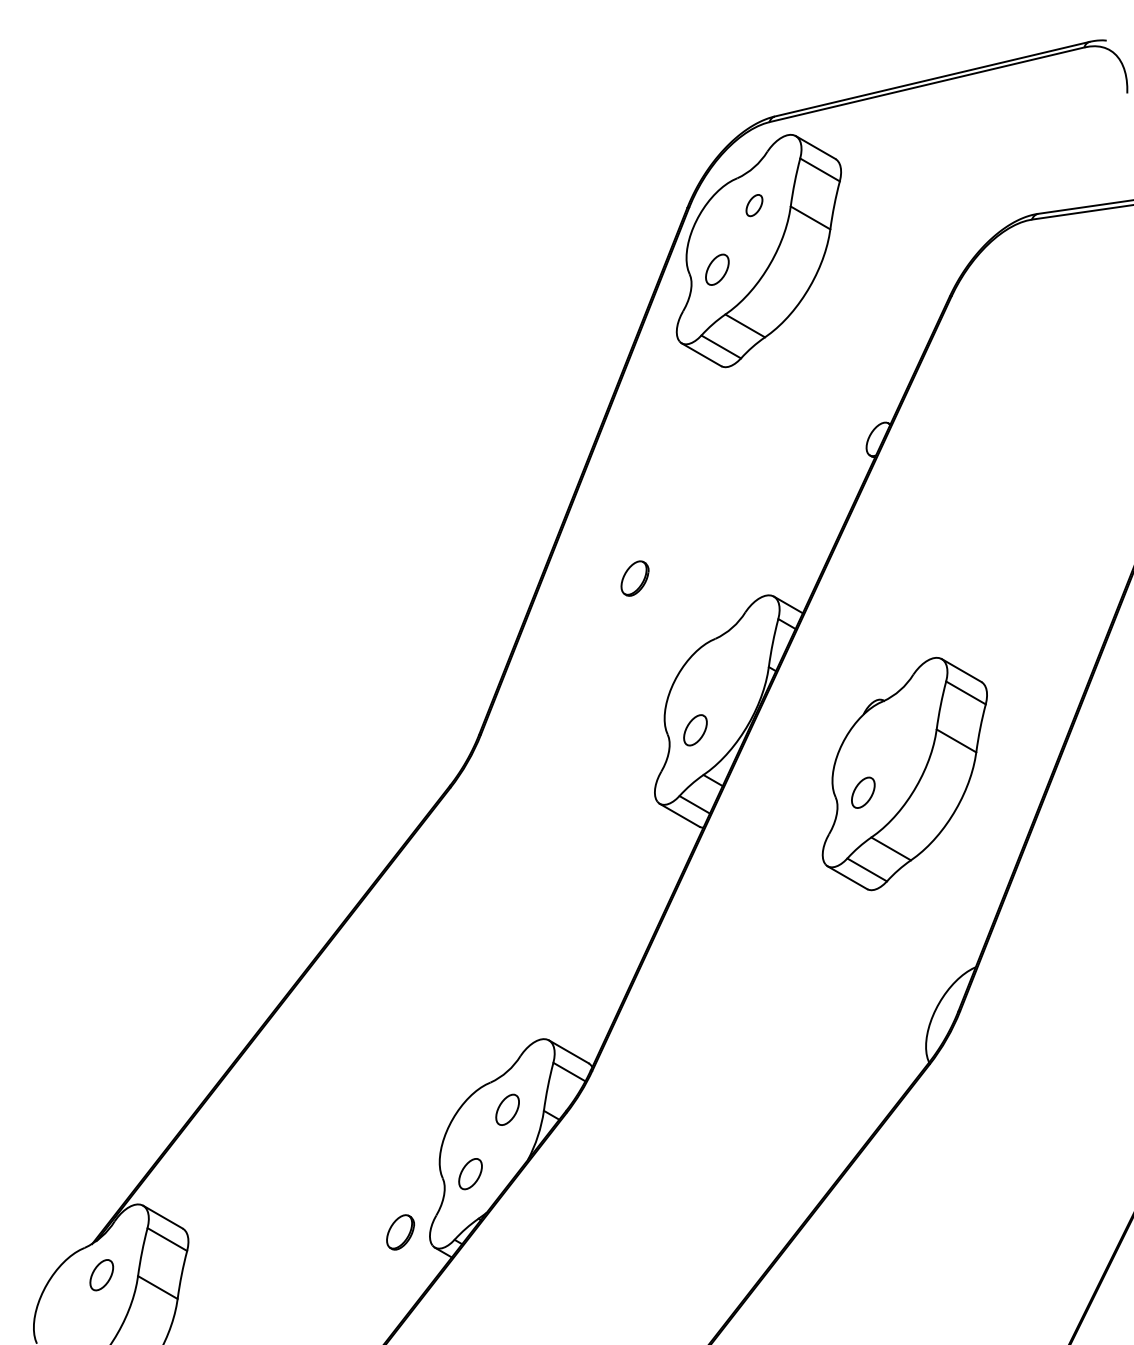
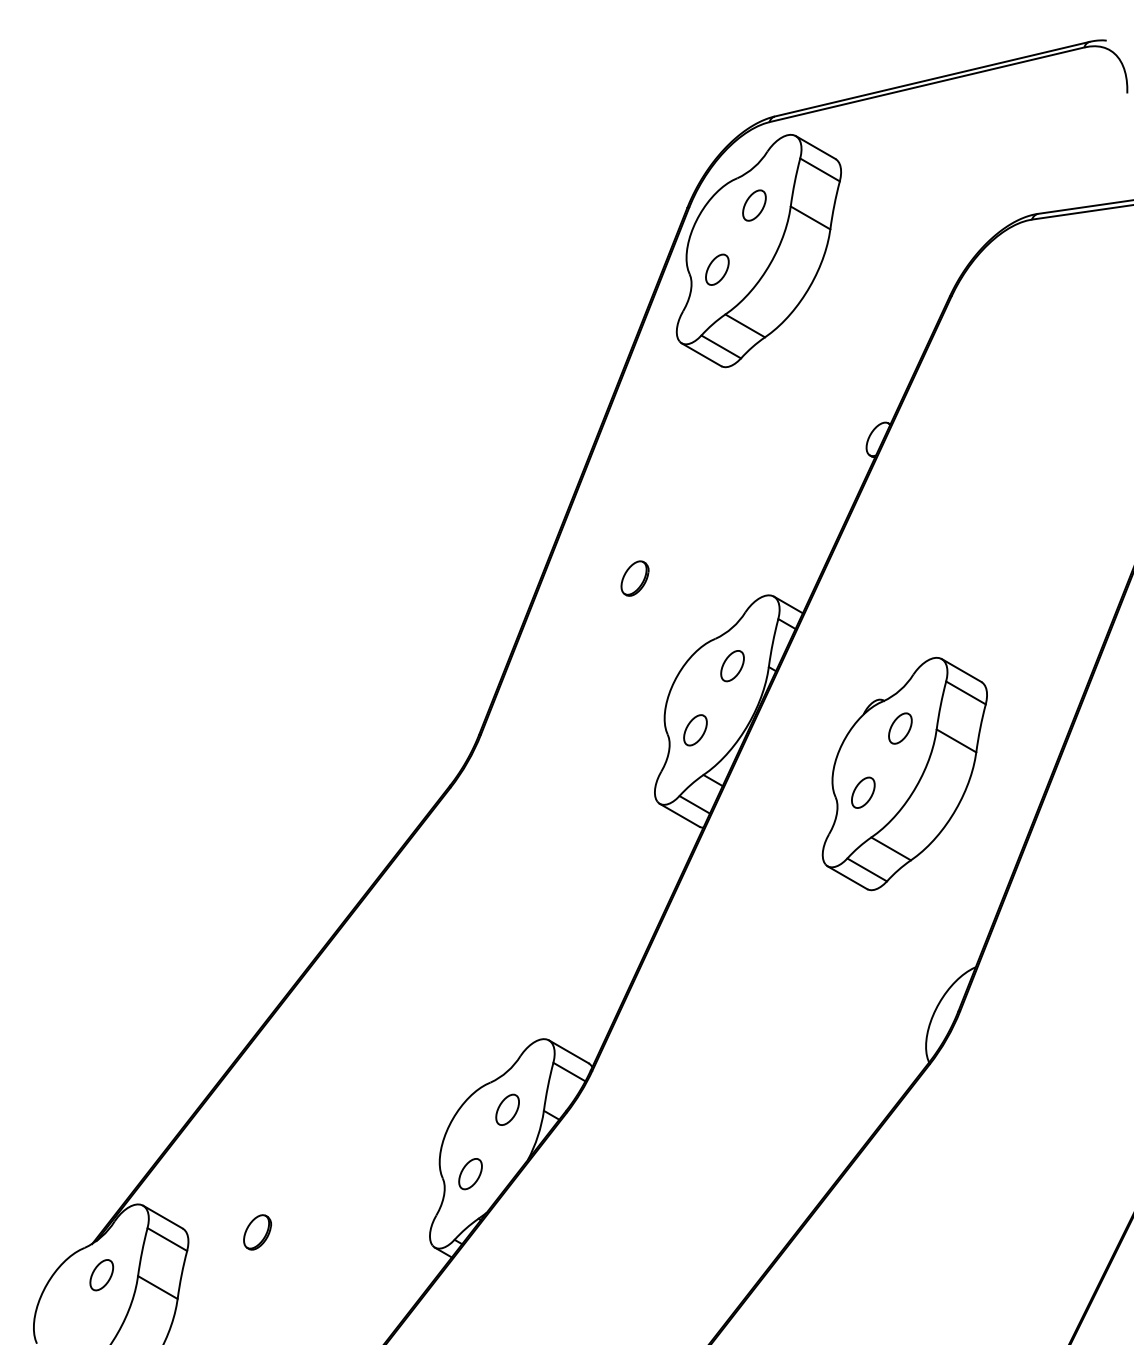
part size: 19x24 px -> 25x33 px (754, 205)
part: none -> present (732, 666)
part: none -> present (900, 728)
part position: (400, 1232) -> (257, 1232) (257, 1232)
